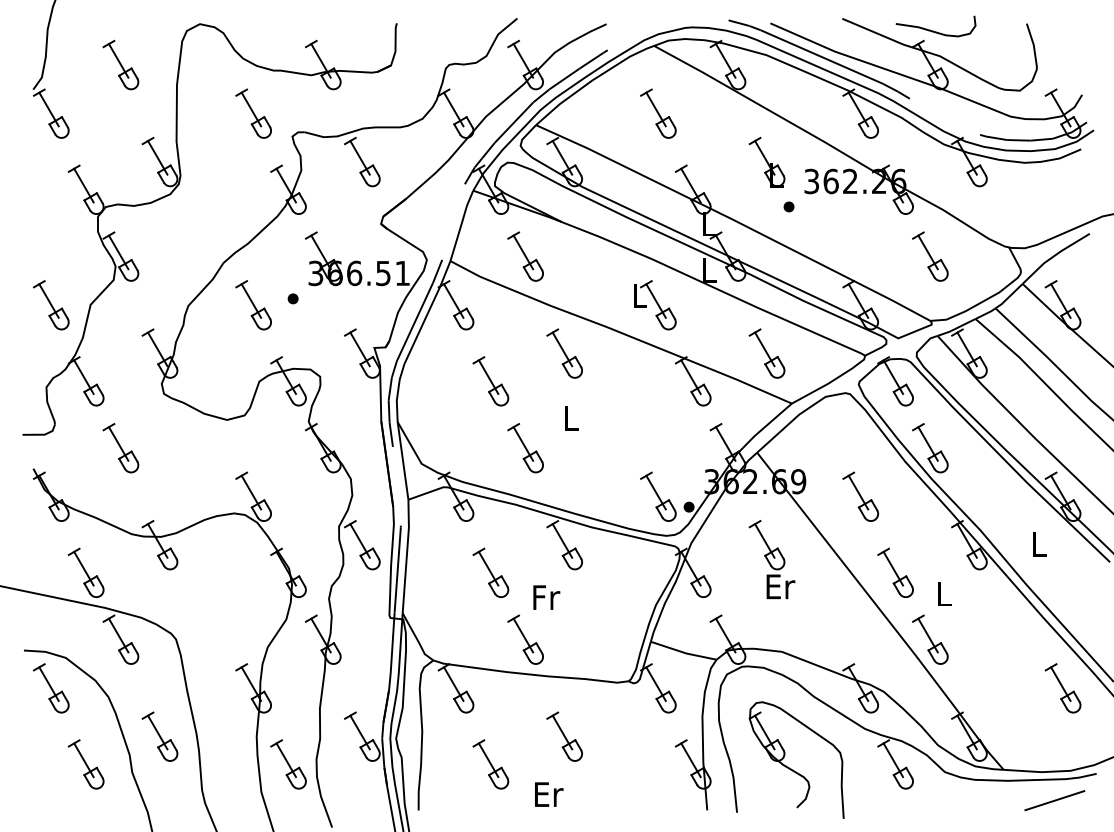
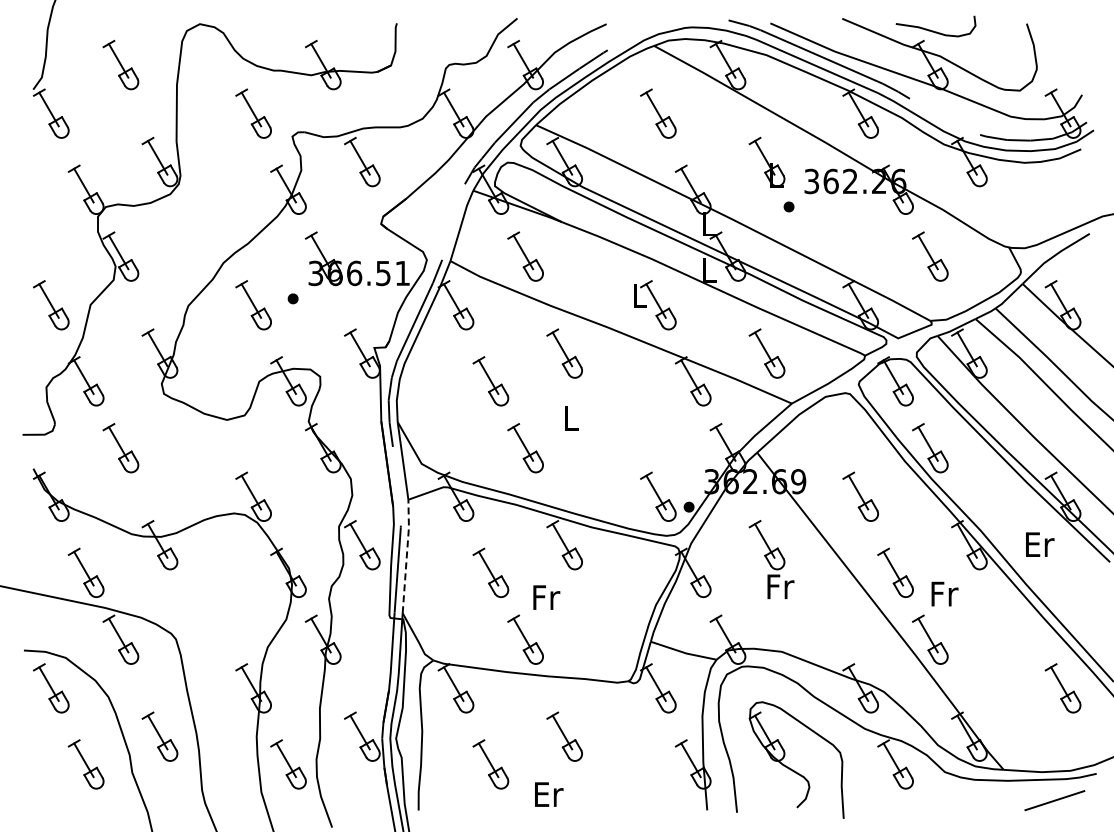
text: L -> Er (1040, 544)
line: solid -> dashed (406, 555)
text: Er -> Fr (780, 586)
text: L -> Fr (944, 593)
